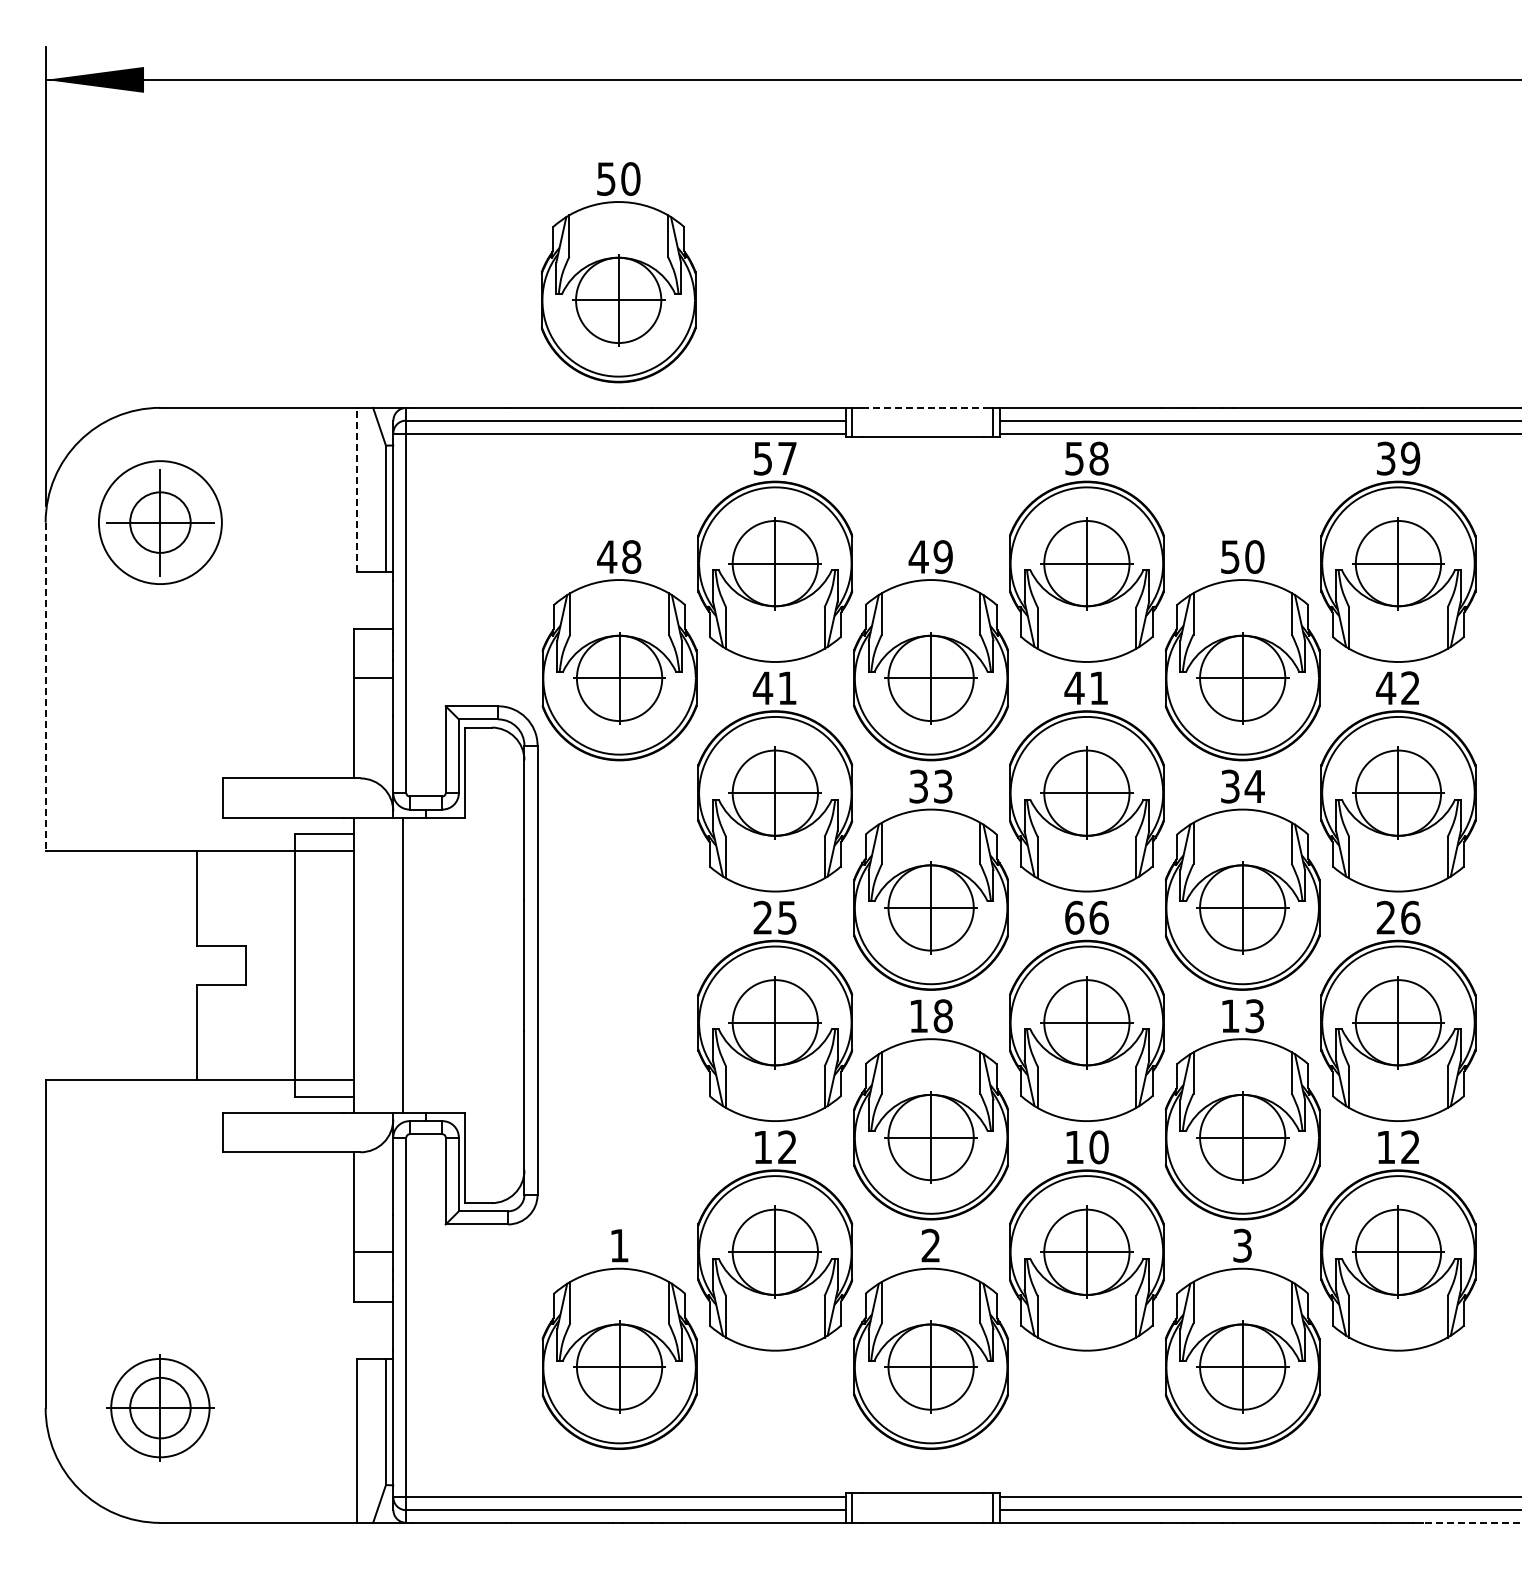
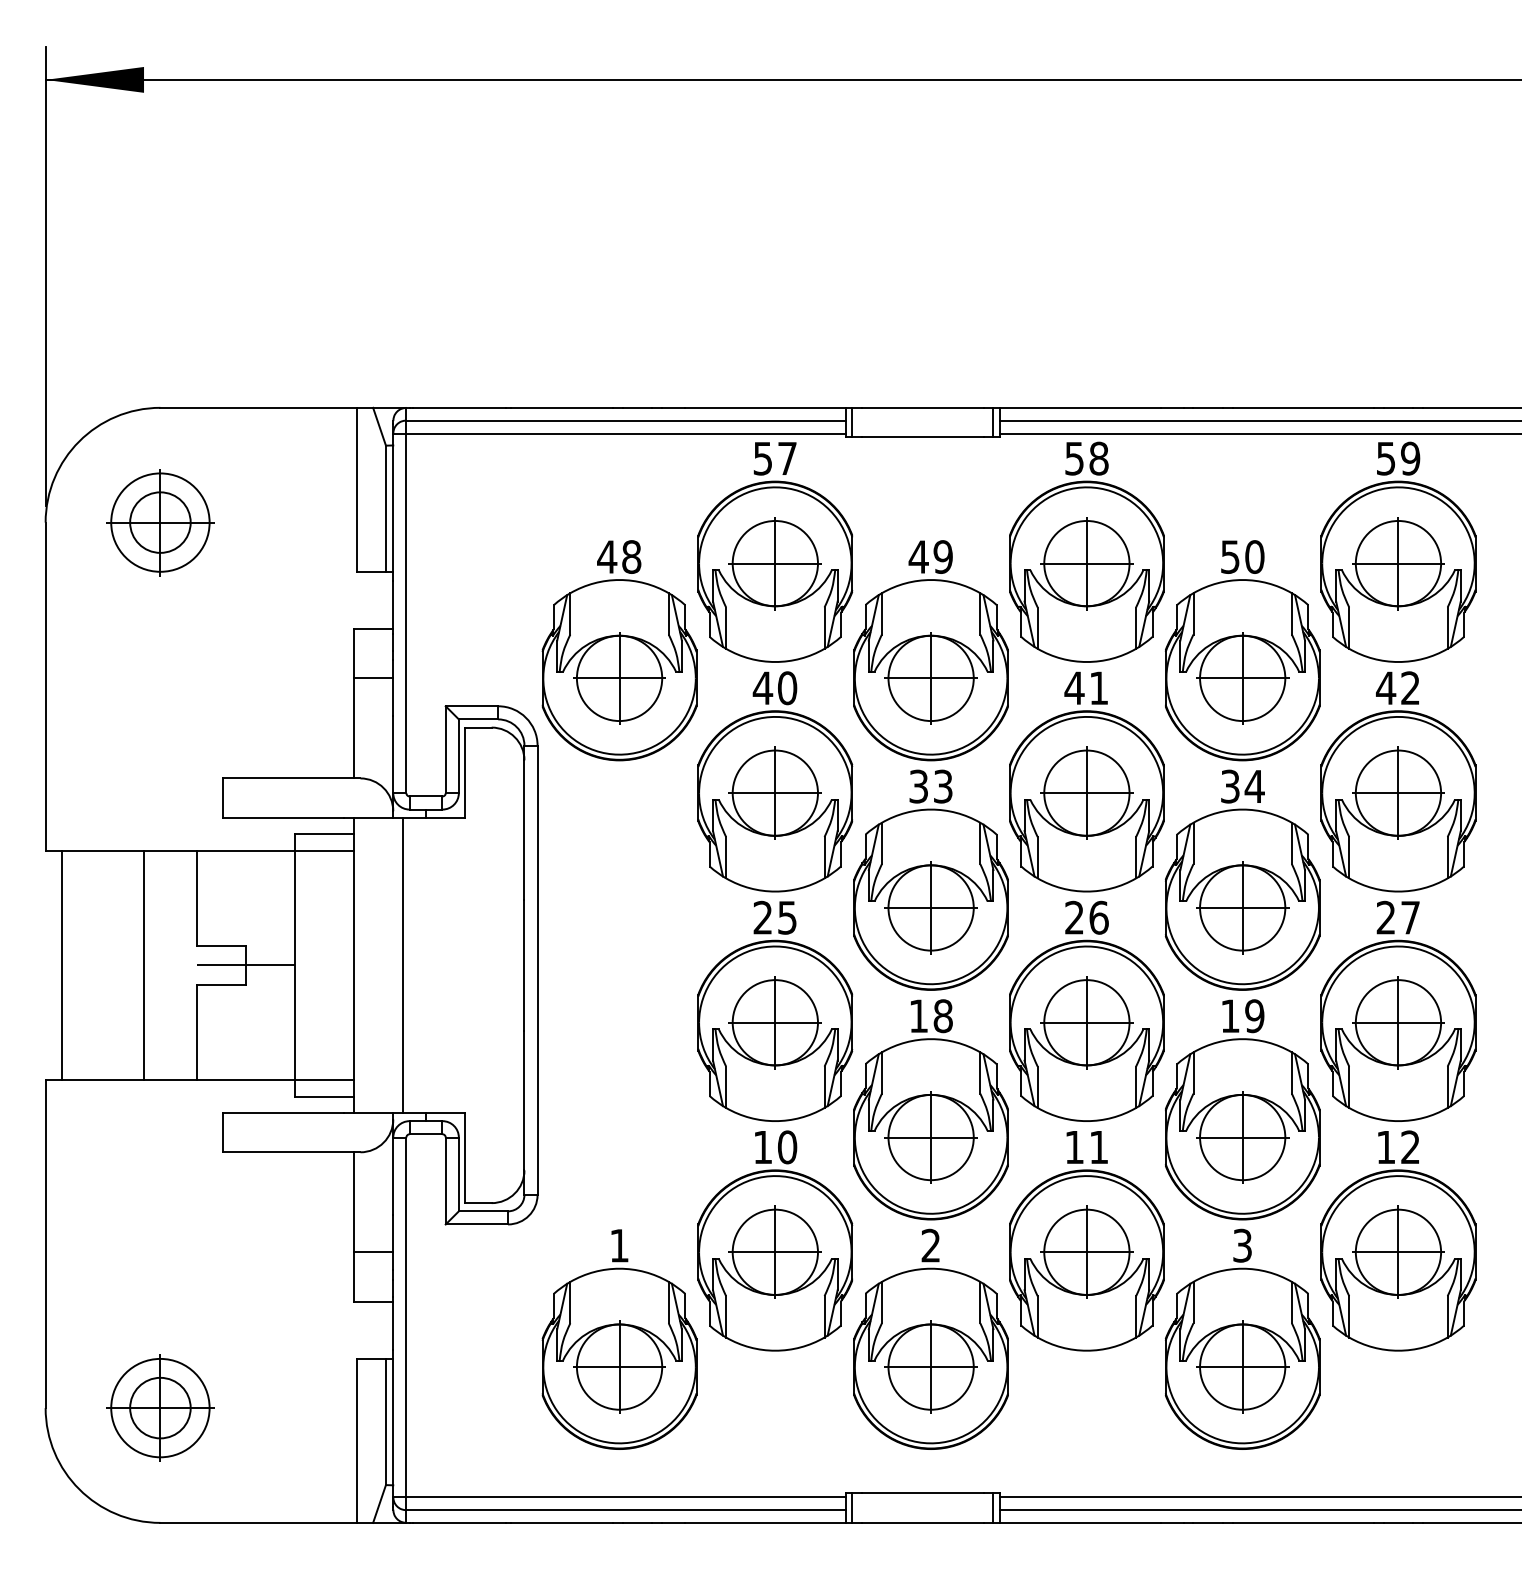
part: present -> none (618, 272)
line: dashed -> solid (922, 407)
text: 39 -> 59 (1386, 457)
line: dashed -> solid (357, 489)
circle diameter: 123 px -> 98 px (160, 522)
line: dashed -> solid (45, 686)
text: 41 -> 40 (787, 688)
text: 66 -> 26 (1074, 917)
text: 26 -> 27 (1410, 917)
line: none -> present (62, 965)
line: none -> present (144, 965)
line: none -> present (245, 965)
text: 13 -> 19 (1254, 1015)
text: 12 -> 10 (787, 1147)
text: 10 -> 11 (1098, 1147)
line: dashed -> solid (1471, 1522)
